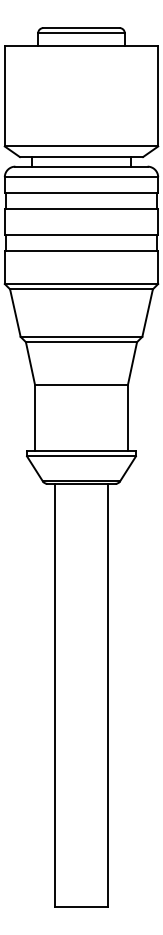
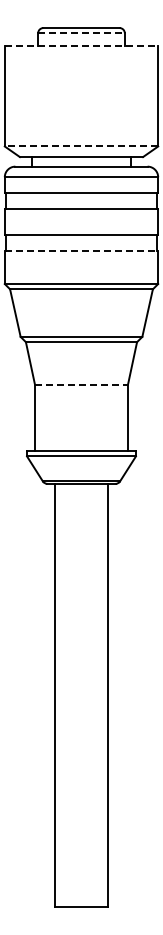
line: solid -> dashed (82, 33)
line: solid -> dashed (81, 46)
line: solid -> dashed (81, 146)
line: solid -> dashed (81, 251)
line: solid -> dashed (81, 384)
